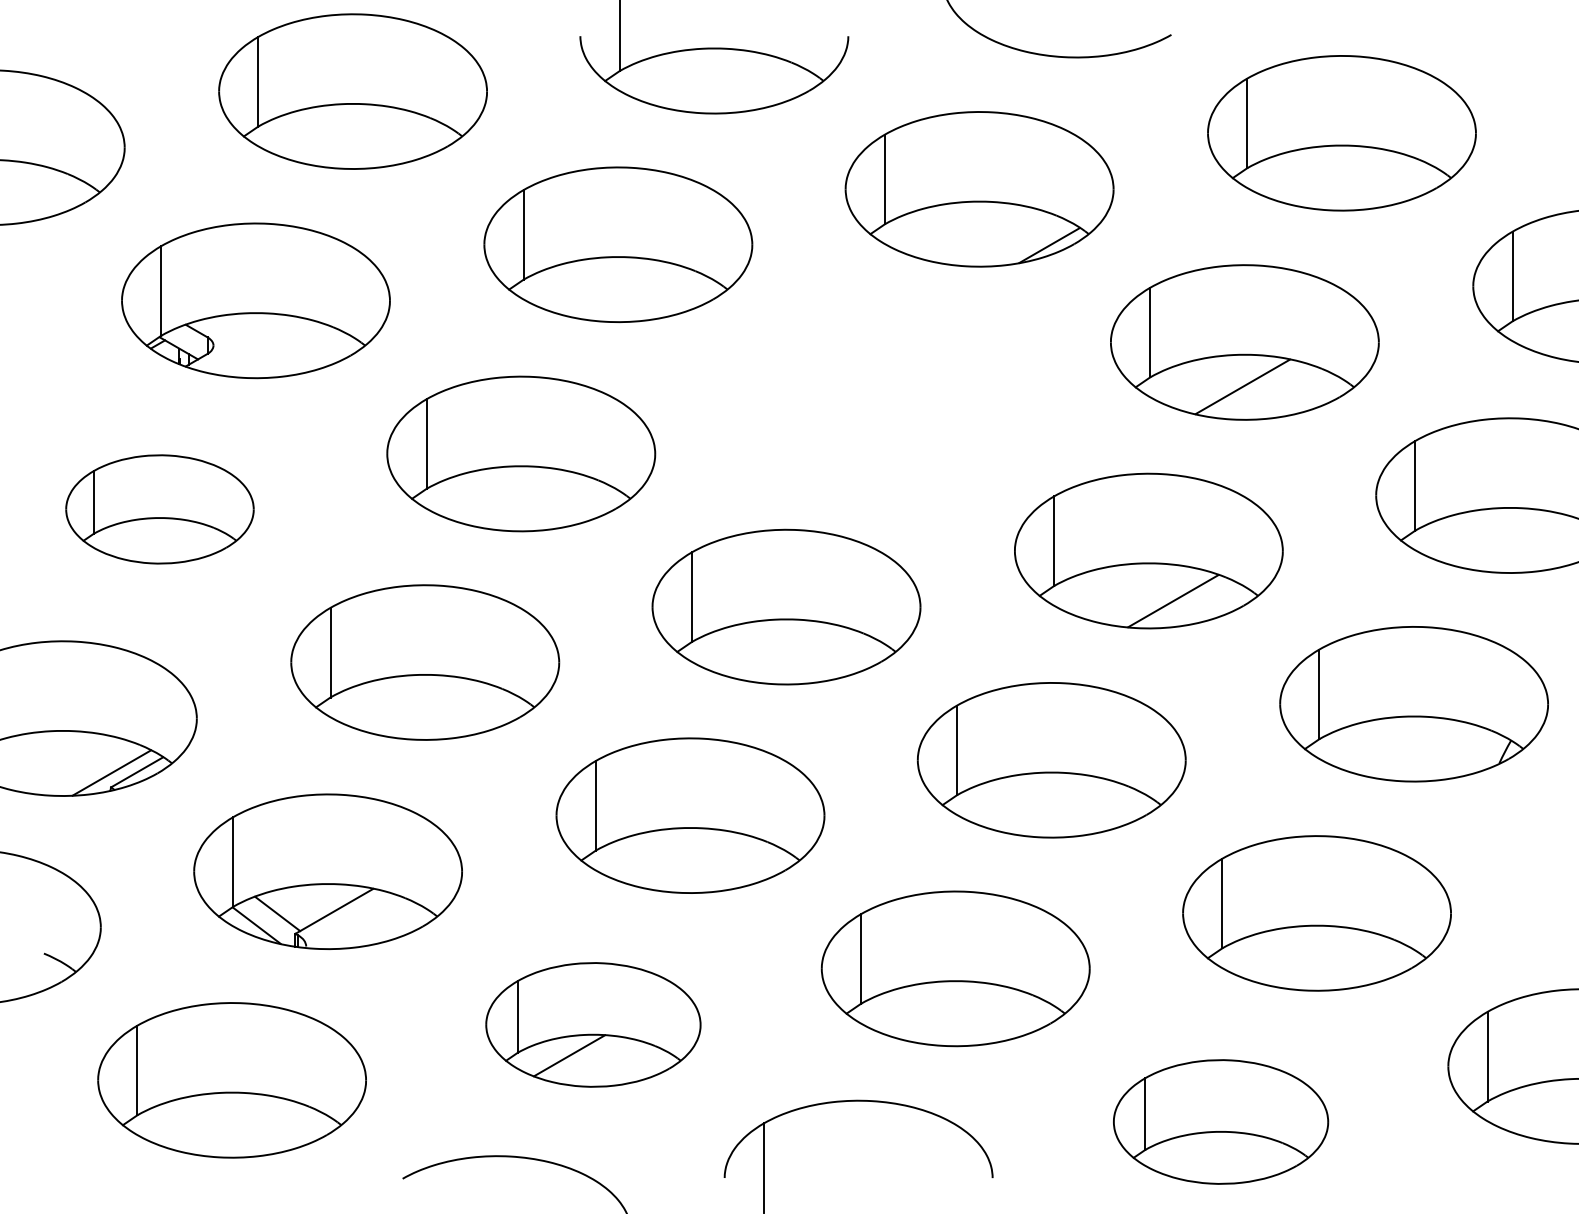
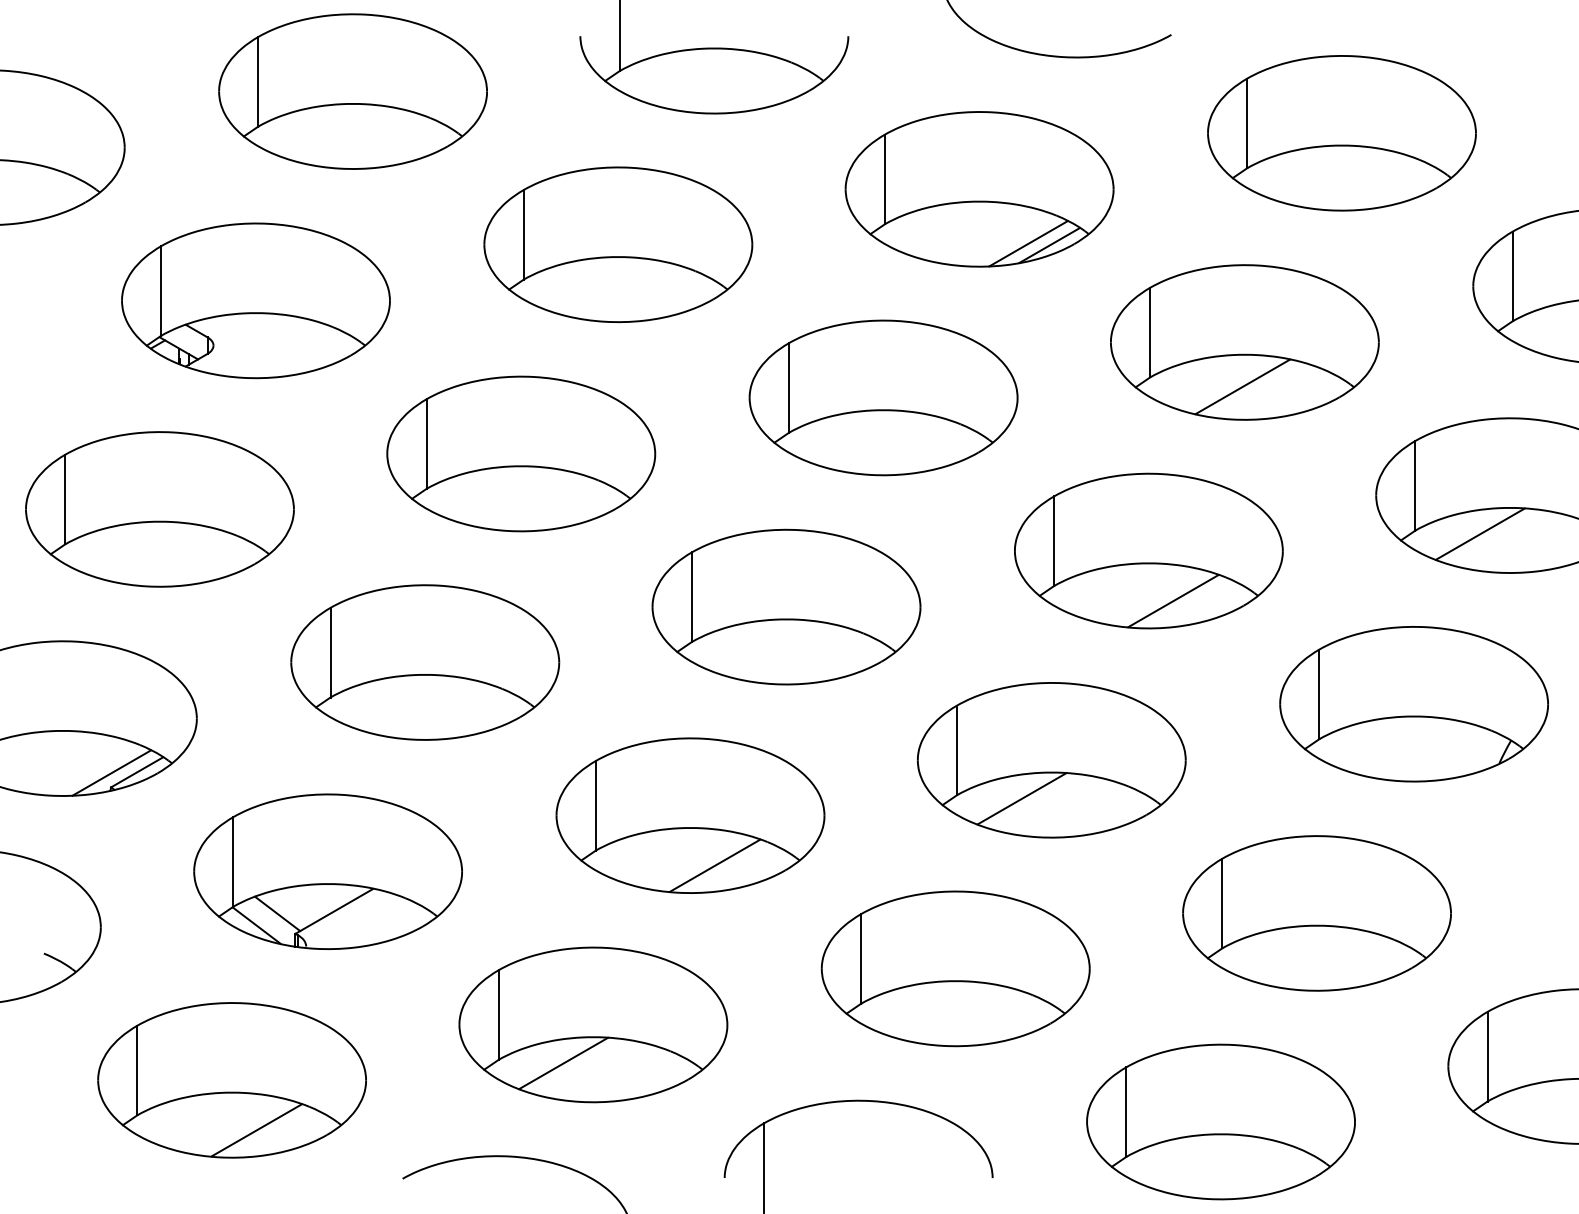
line: none -> present (1028, 243)
part: none -> present (883, 397)
part size: 190x111 px -> 270x157 px (159, 509)
line: none -> present (1479, 533)
line: none -> present (1021, 798)
line: none -> present (714, 865)
part size: 217x126 px -> 271x158 px (593, 1024)
part size: 217x126 px -> 270x158 px (1220, 1121)
line: none -> present (256, 1130)
